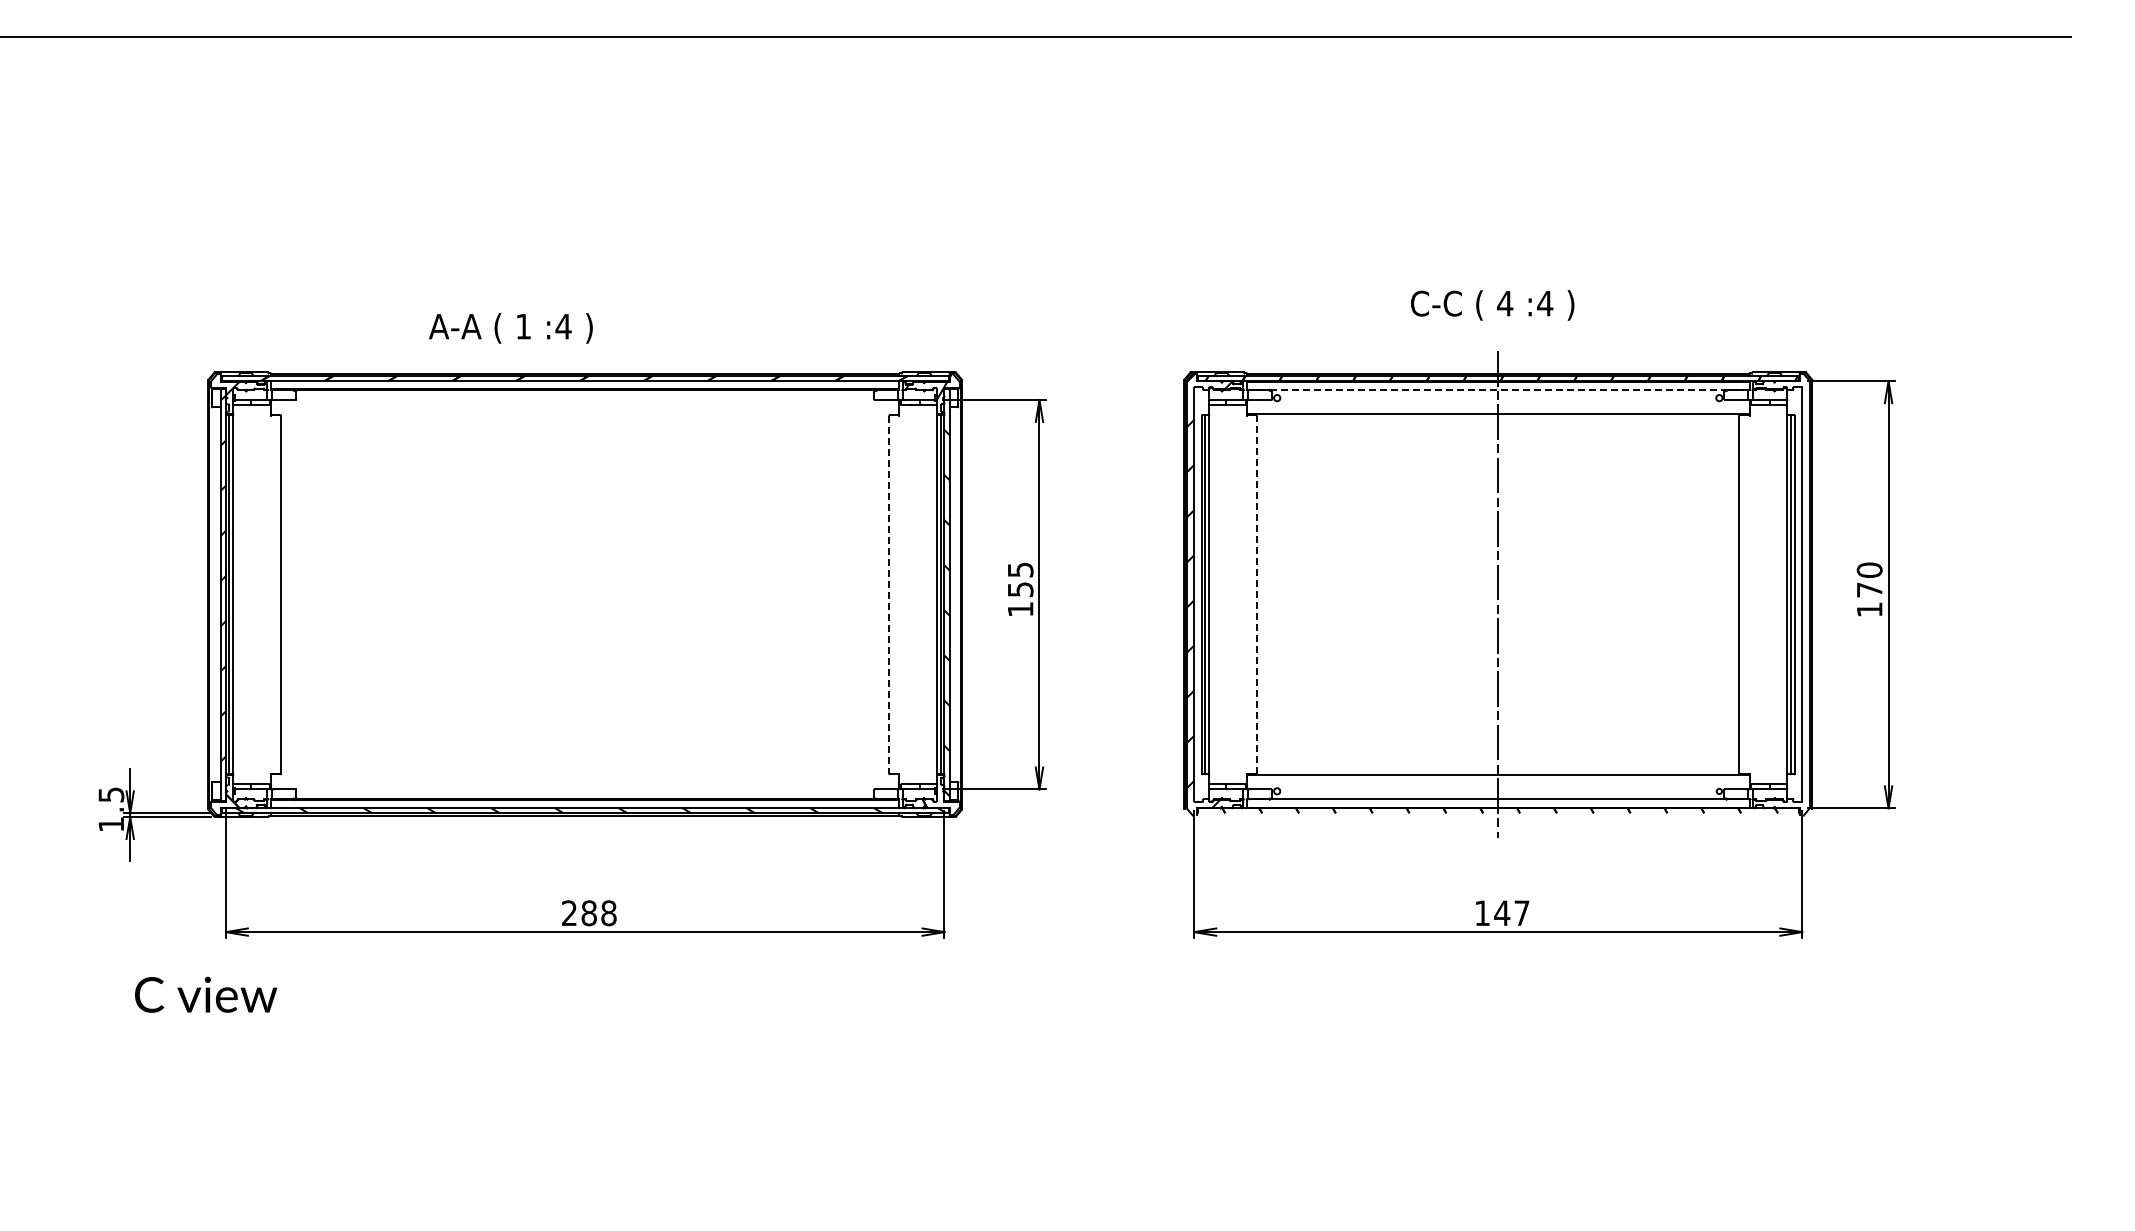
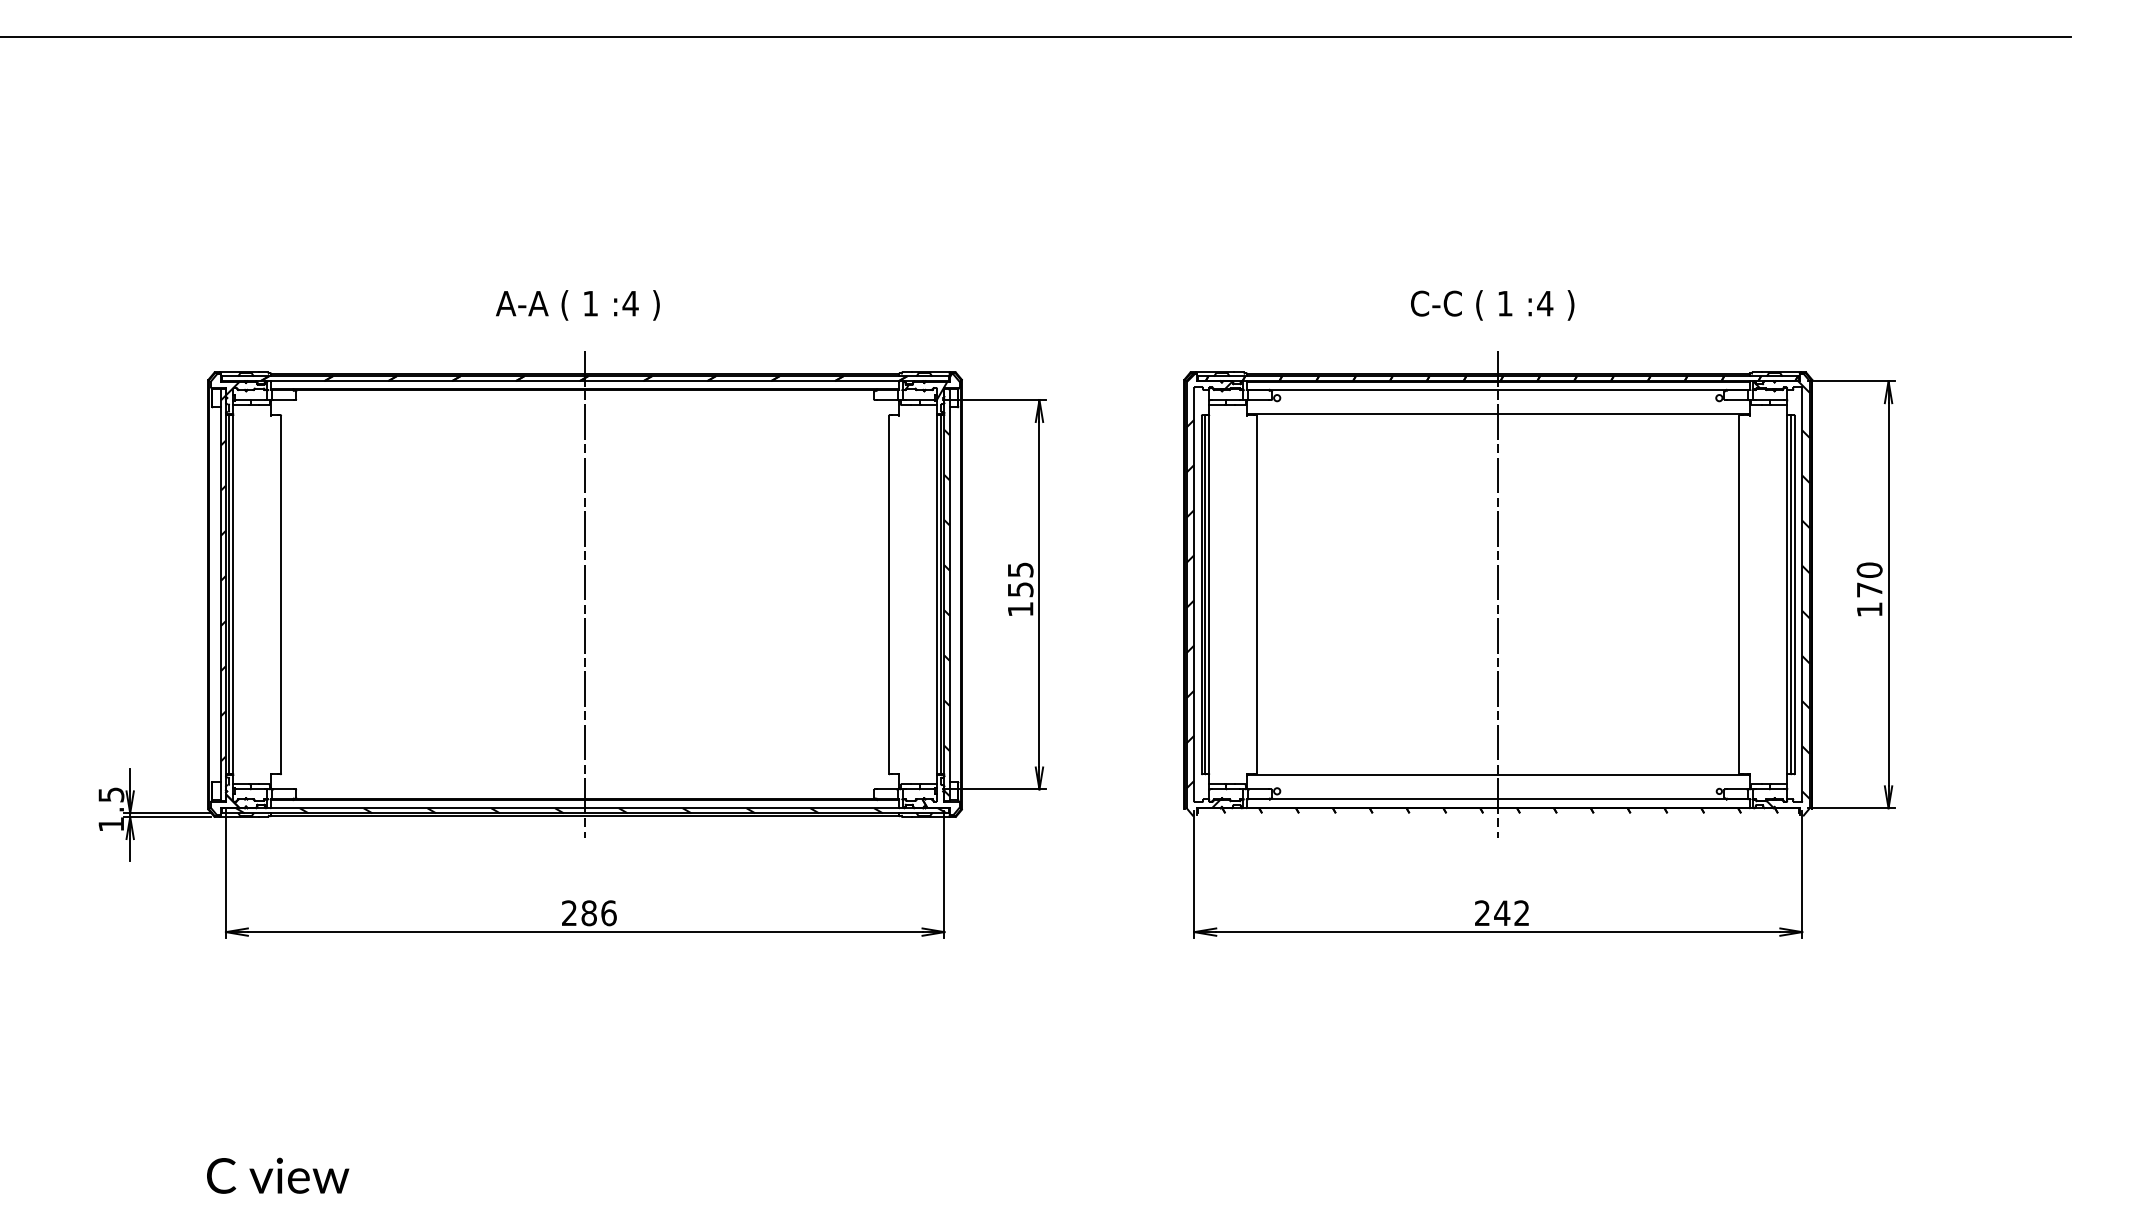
text: 4 -> 1 (1505, 303)
text position: (510, 328) -> (577, 305) (577, 305)
line: dashed -> solid (1498, 389)
line: none -> present (585, 594)
line: dashed -> solid (889, 594)
line: dashed -> solid (1257, 594)
hatch: none -> present (1781, 594)
text: 147 -> 242 (1502, 912)
text: 288 -> 286 (608, 913)
text position: (206, 994) -> (278, 1175) (278, 1175)
